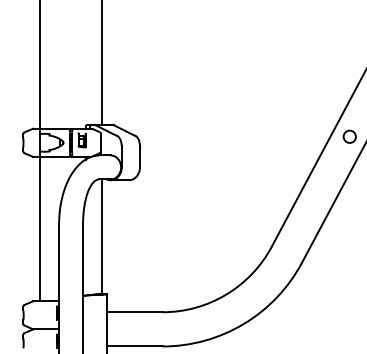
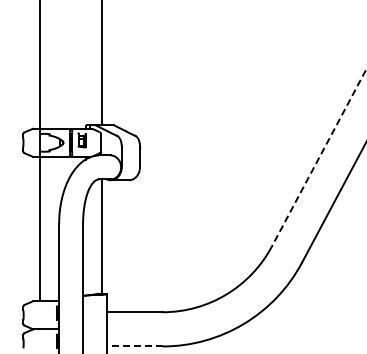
circle: present -> none (349, 136)
line: solid -> dashed (319, 157)
line: solid -> dashed (134, 346)
